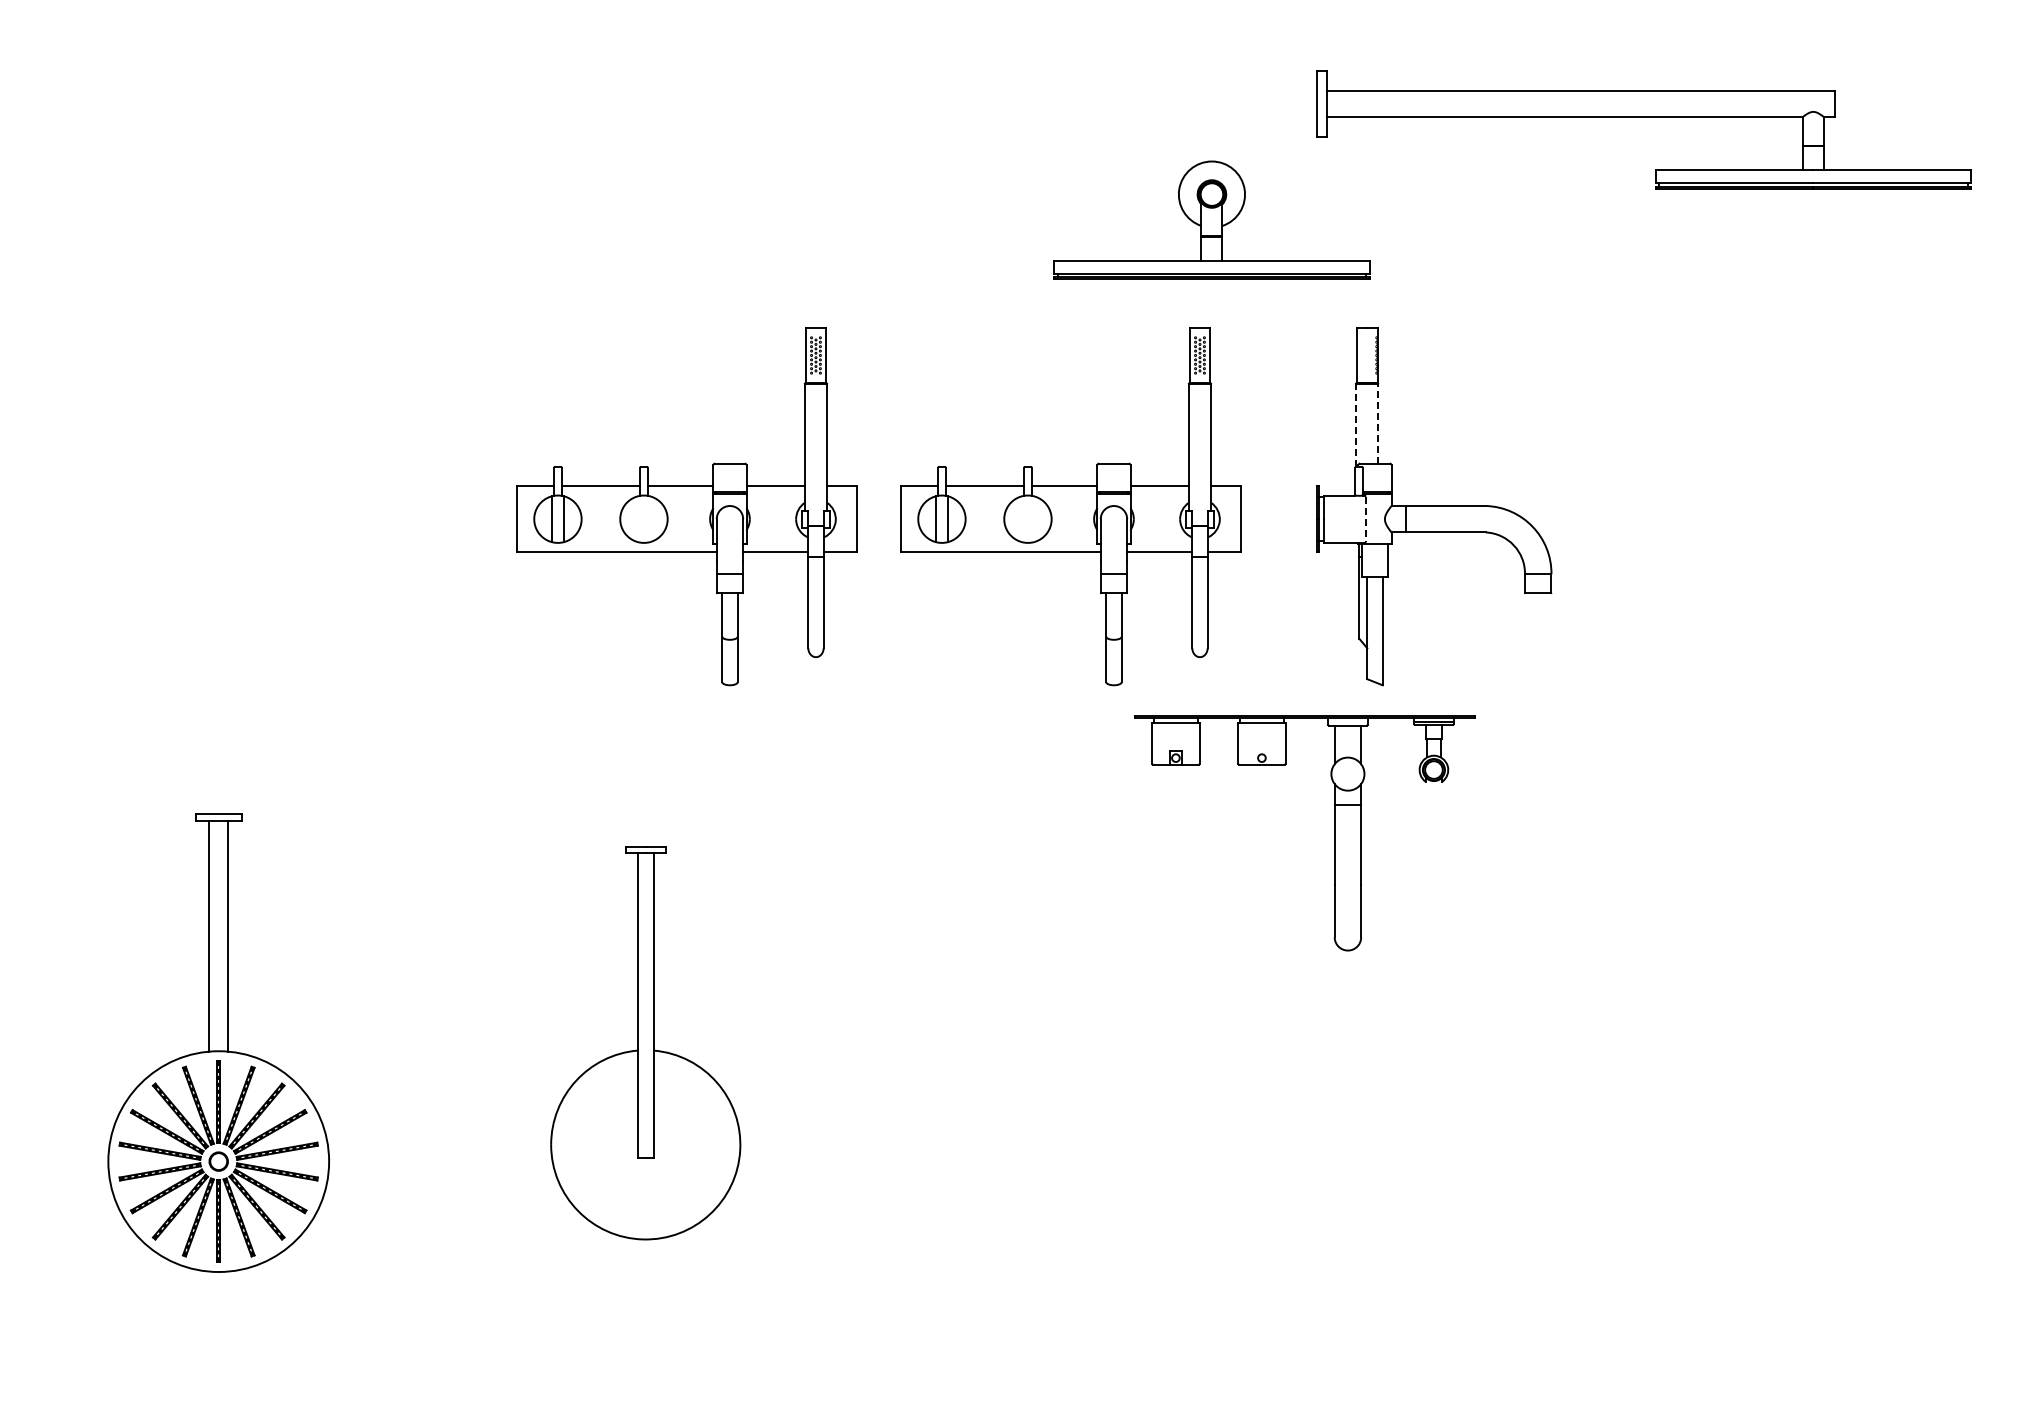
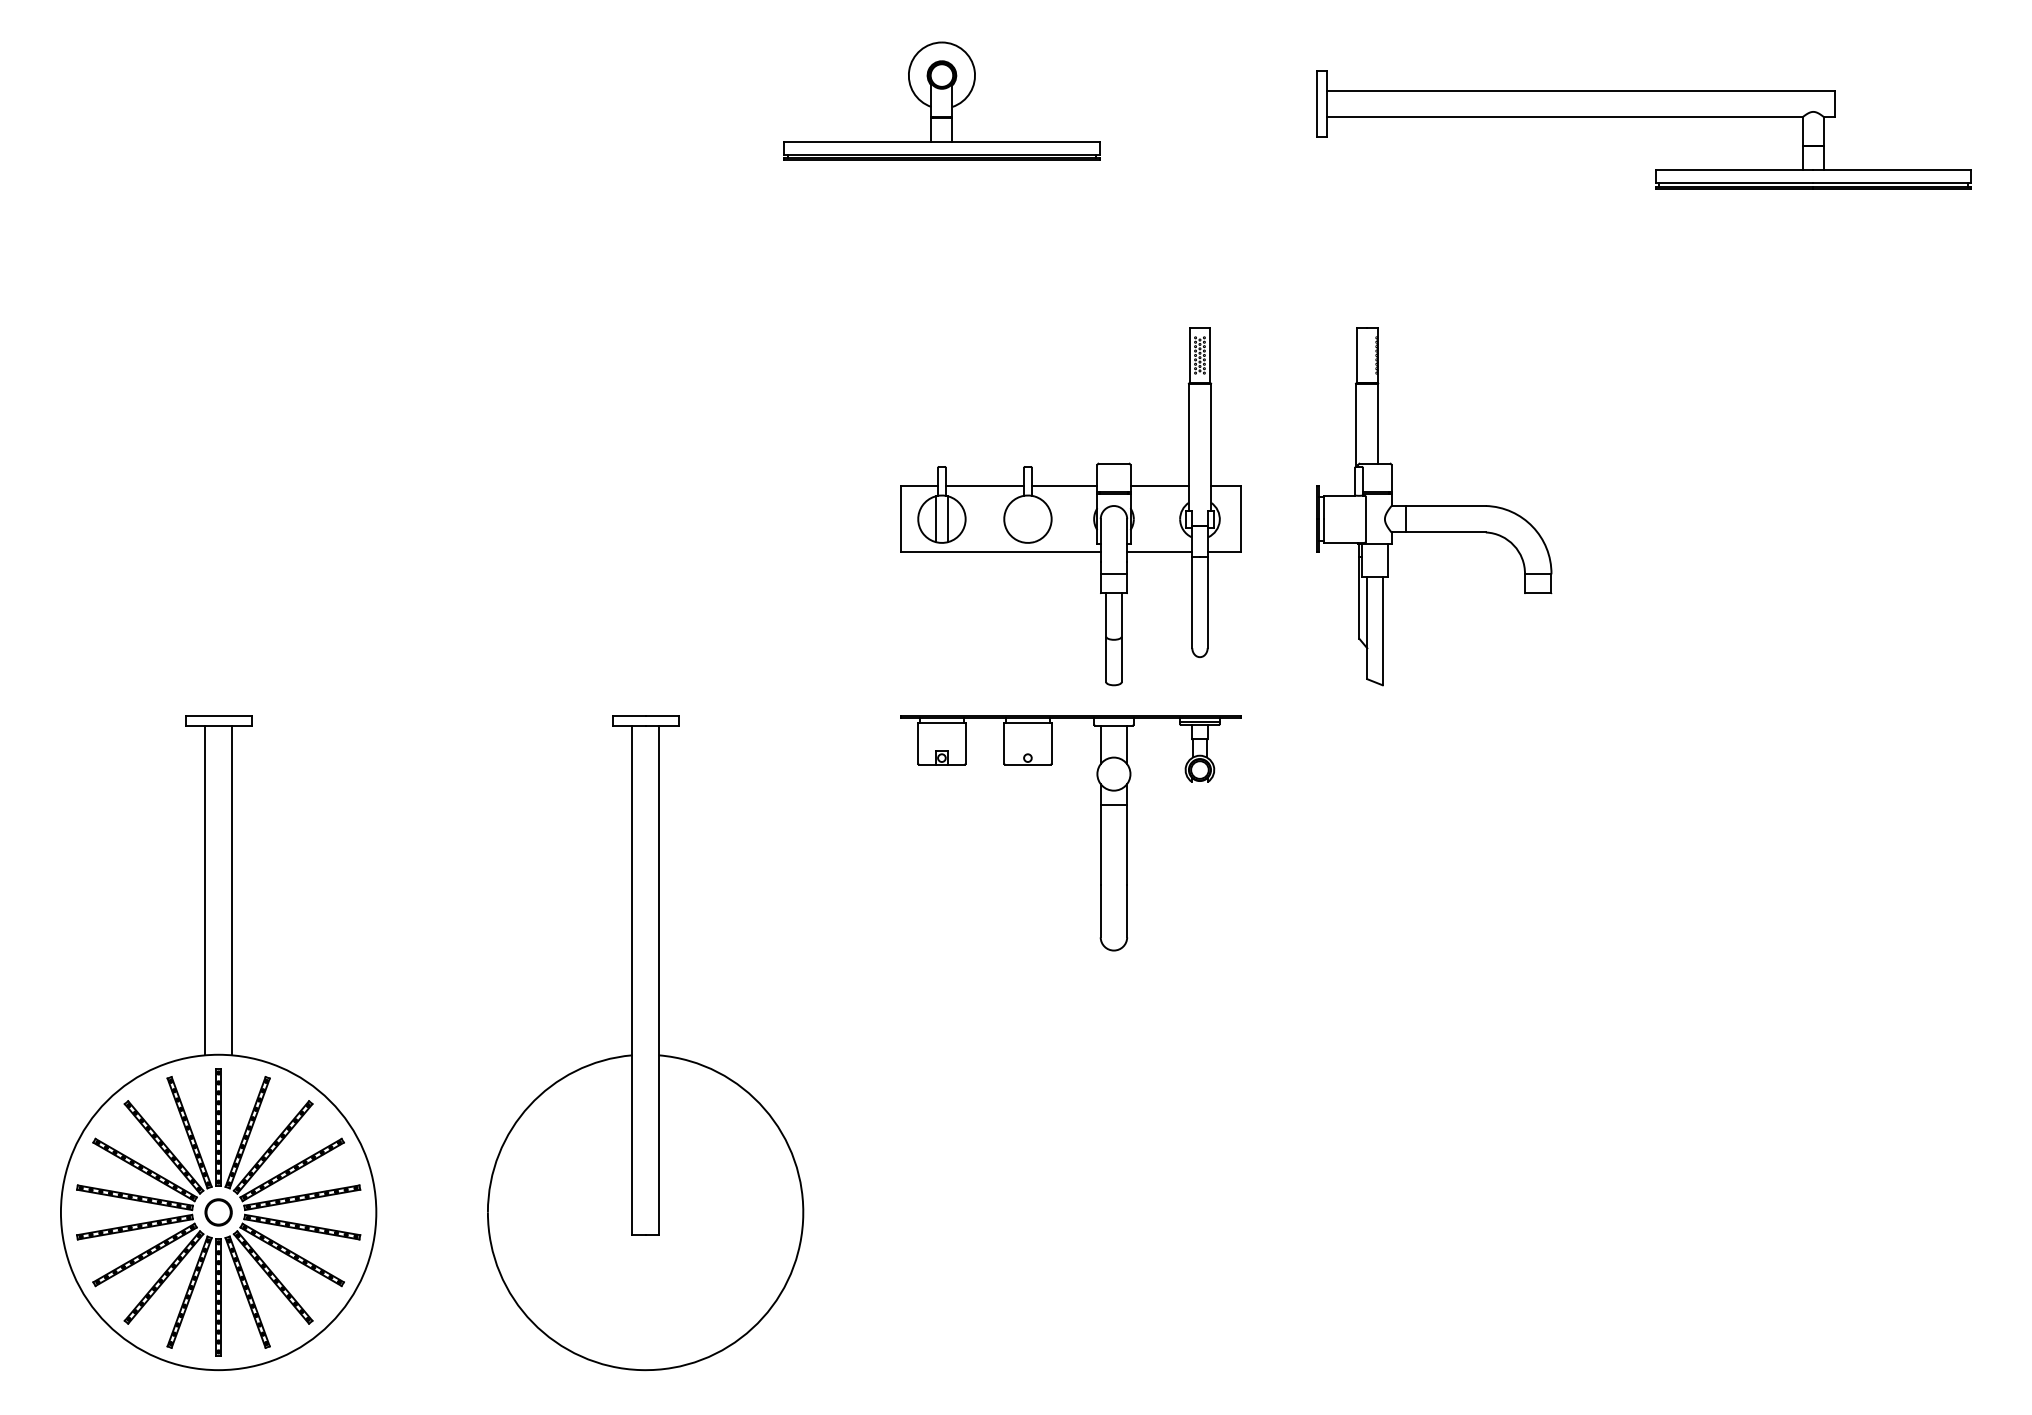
part position: (1211, 219) -> (941, 100) (941, 100)
line: dashed -> solid (1378, 423)
line: dashed -> solid (1356, 425)
part: present -> none (686, 506)
line: dashed -> solid (1365, 519)
part position: (1334, 833) -> (1100, 833) (1100, 833)
part size: 223x460 px -> 318x656 px (218, 1042)
part size: 192x395 px -> 318x657 px (645, 1043)
